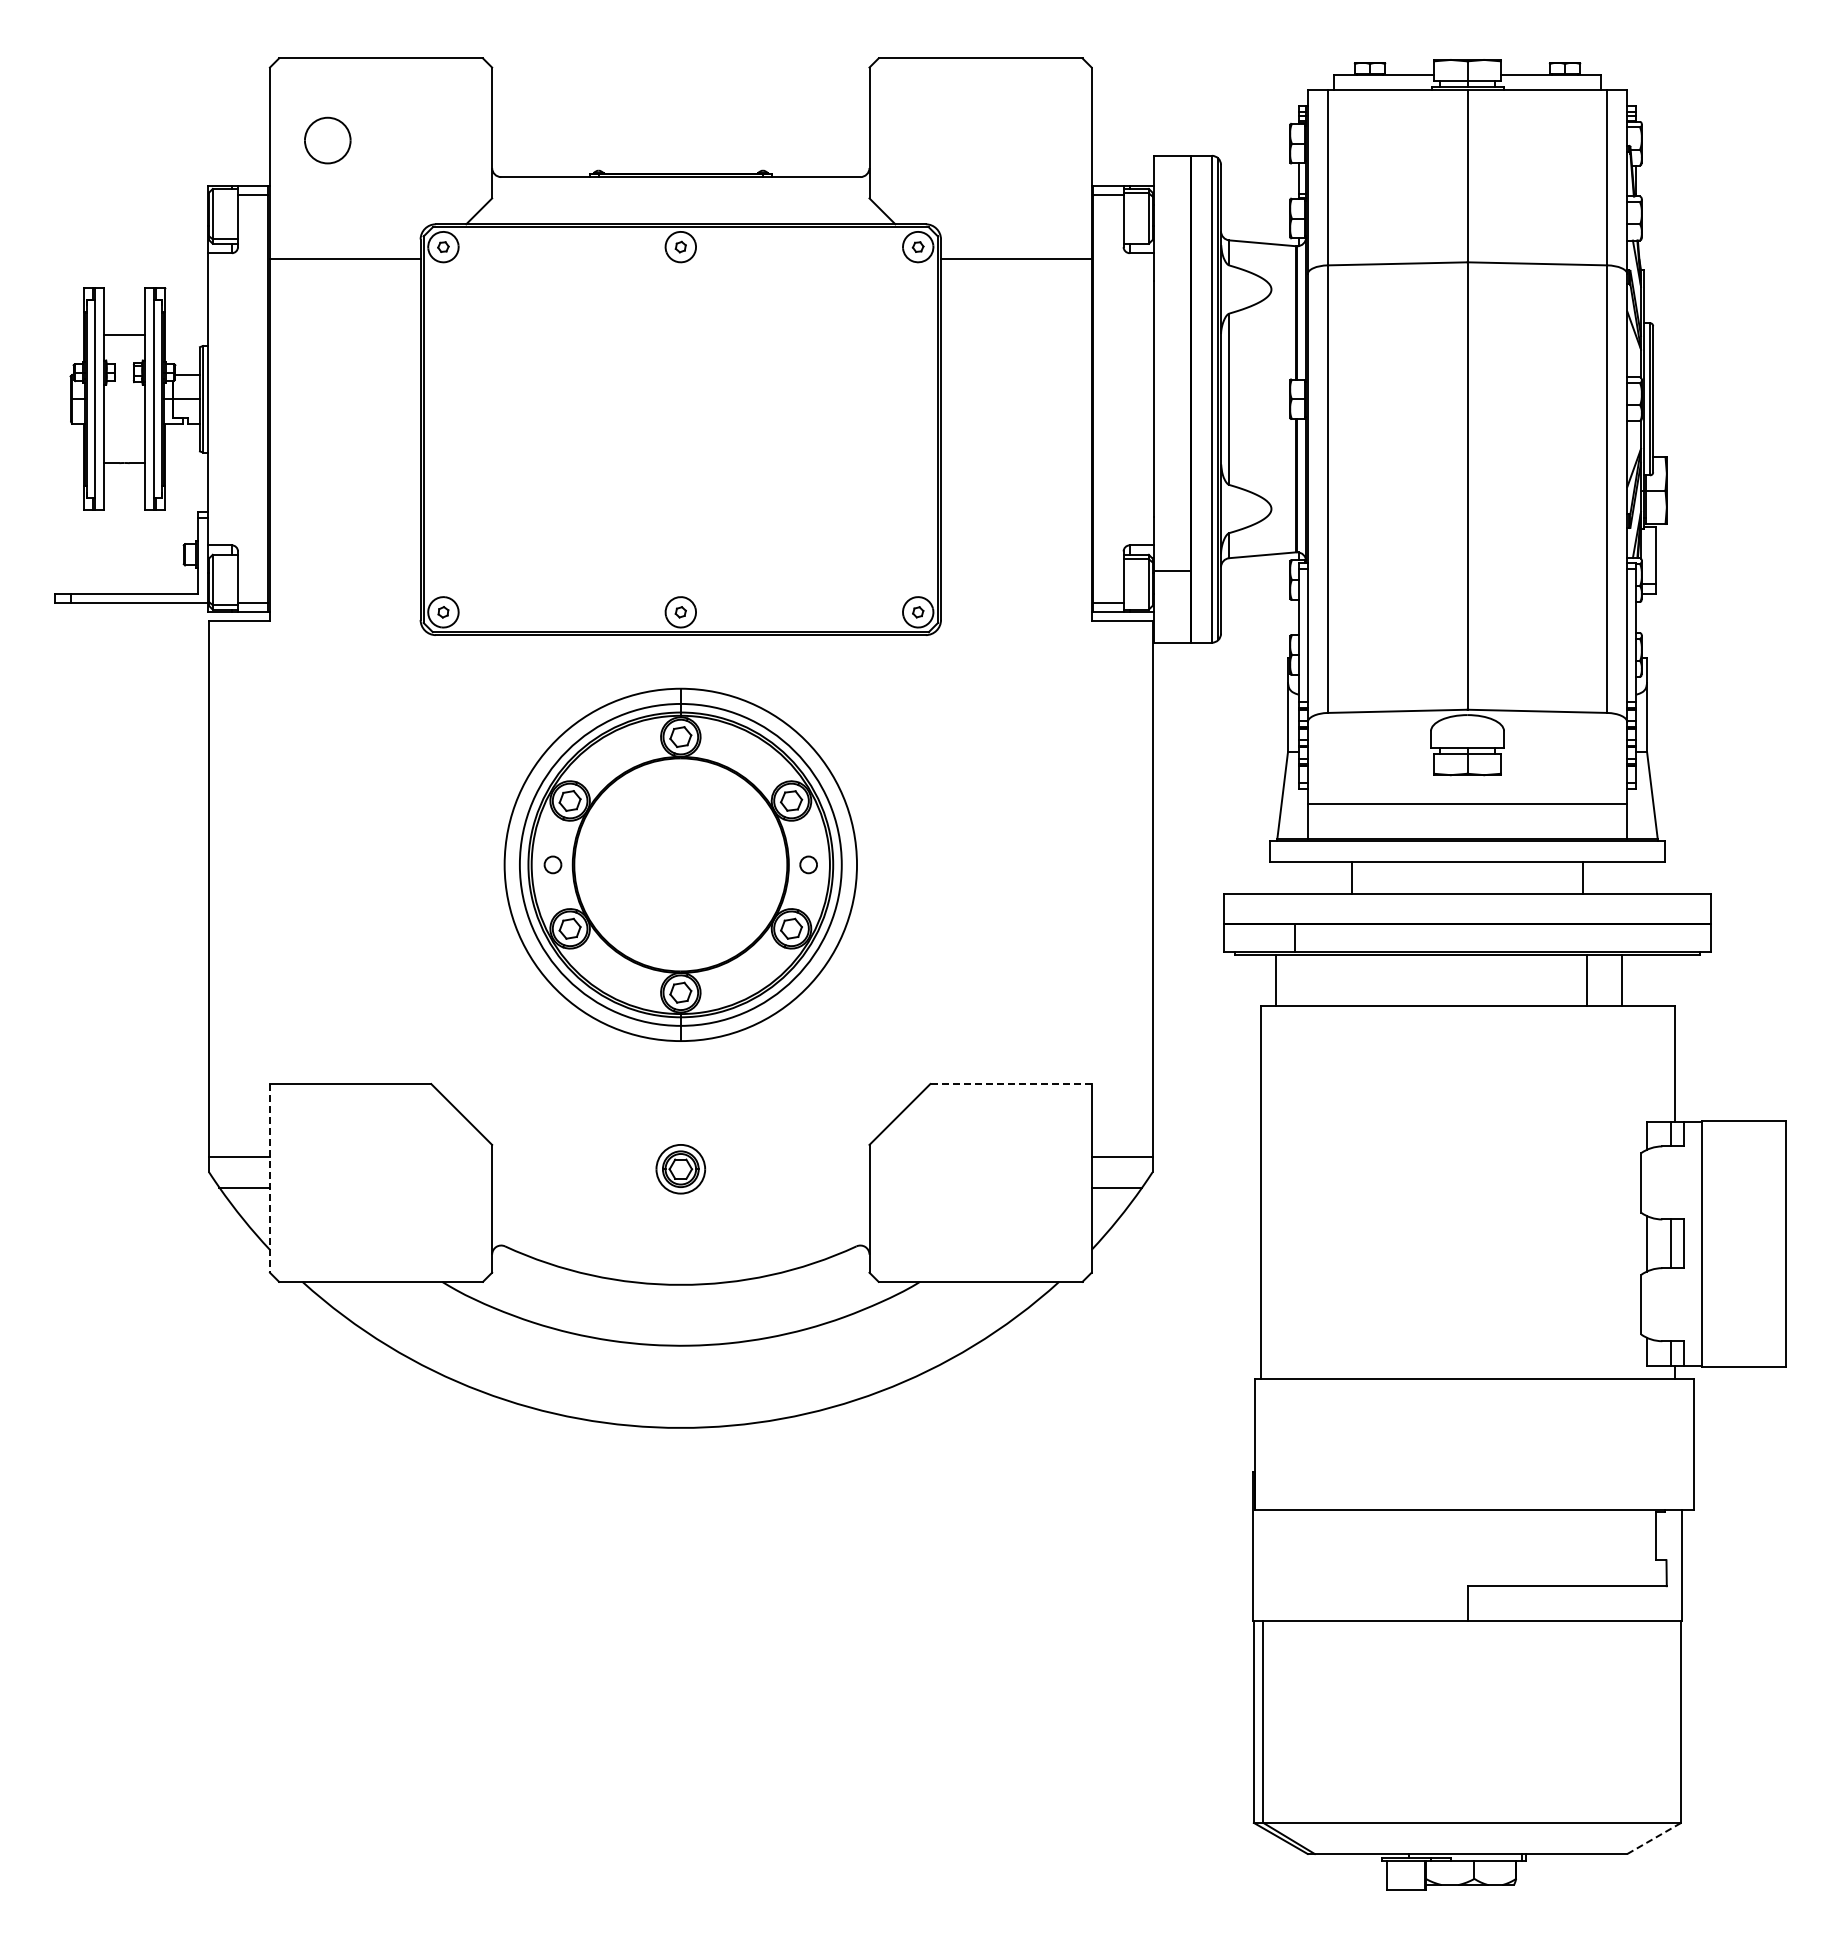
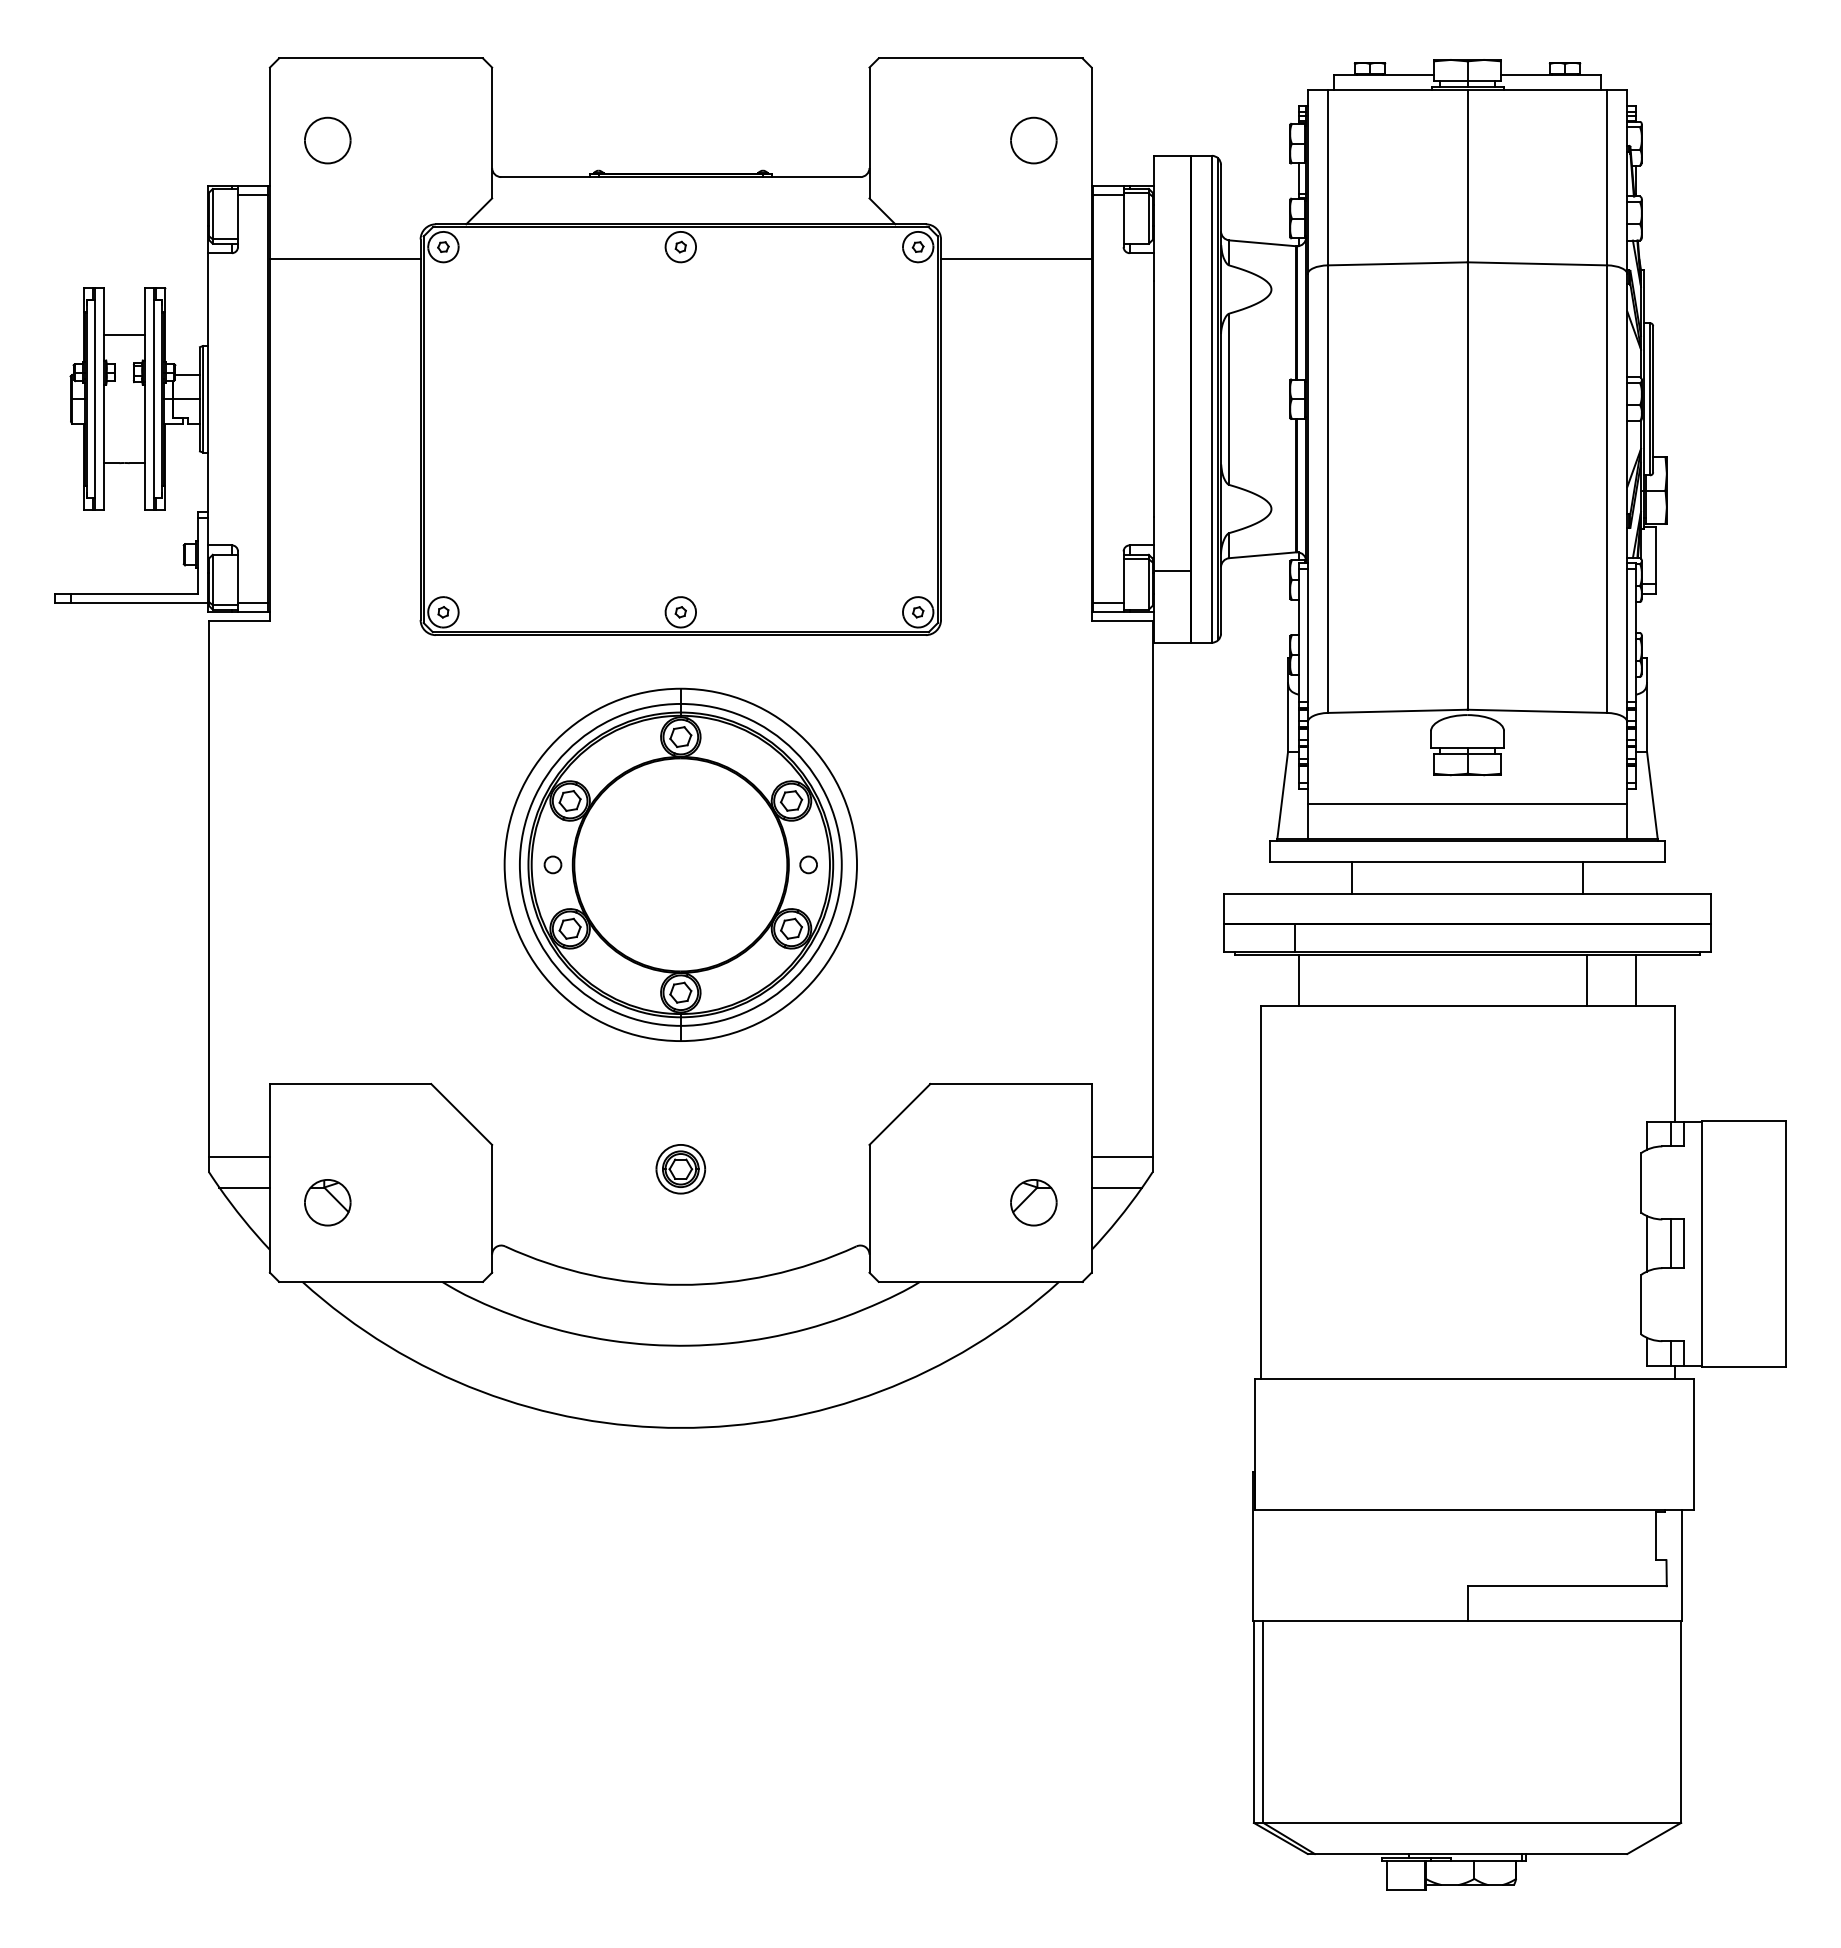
part: none -> present (1033, 140)
line position: (1275, 980) -> (1298, 980) (1298, 980)
line position: (1622, 980) -> (1636, 980) (1636, 980)
line: dashed -> solid (1011, 1084)
line: dashed -> solid (269, 1178)
part: none -> present (327, 1202)
part: none -> present (1033, 1202)
line: dashed -> solid (1654, 1838)
